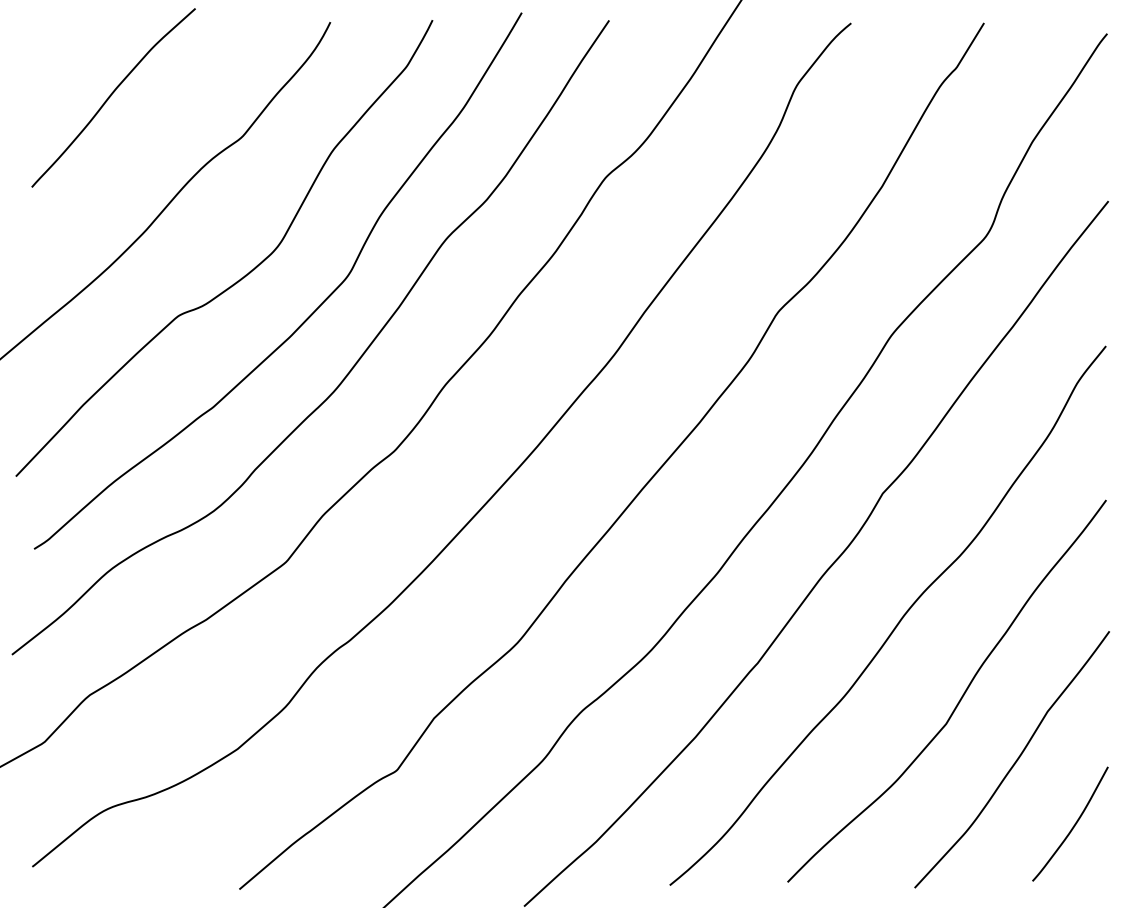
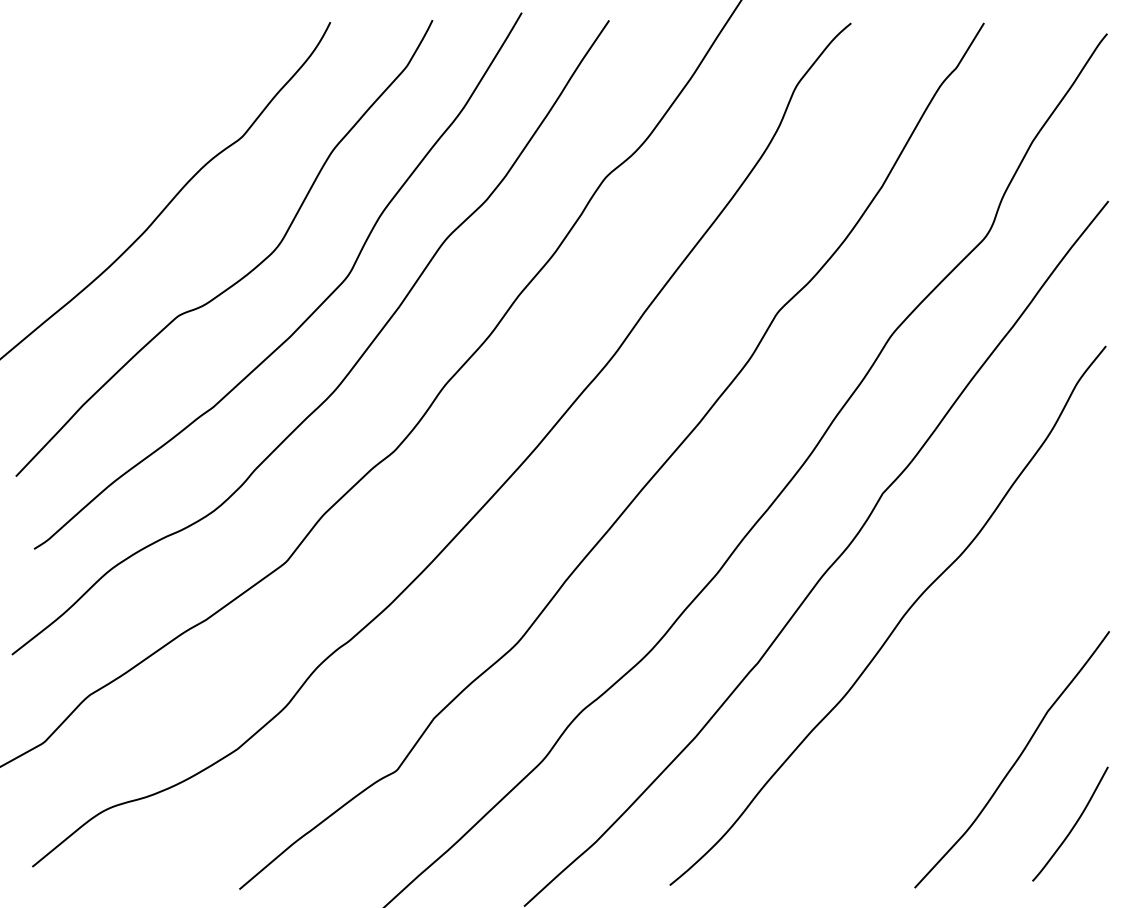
curve: present -> none (111, 96)
curve: present -> none (959, 699)
